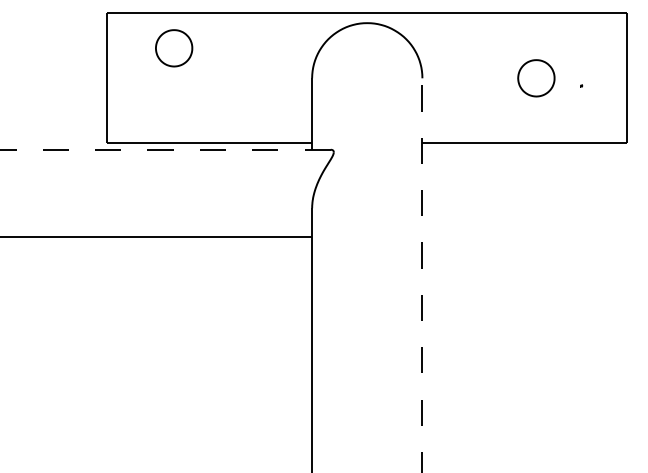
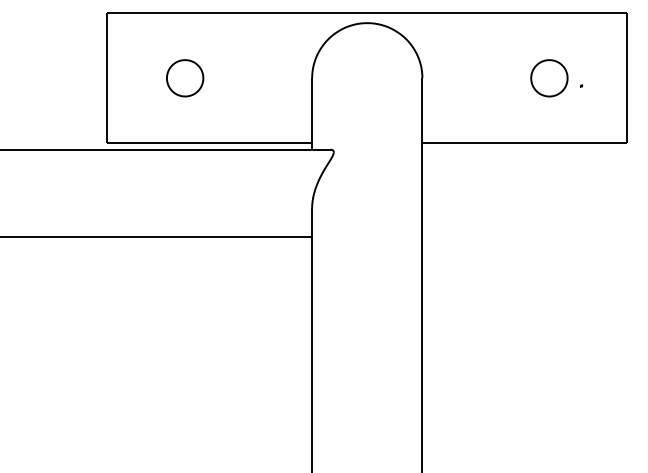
part position: (174, 48) -> (185, 78) (185, 78)
part position: (536, 78) -> (549, 78) (549, 78)
line: dashed -> solid (165, 149)
line: dashed -> solid (422, 275)
